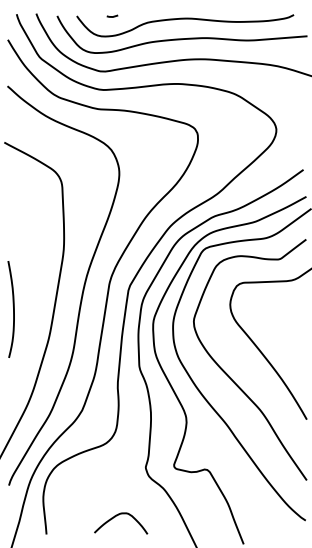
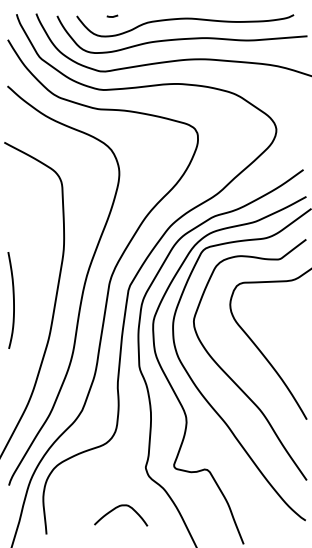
curve position: (13, 309) -> (13, 300) (13, 300)
curve position: (117, 516) -> (117, 508) (117, 508)
